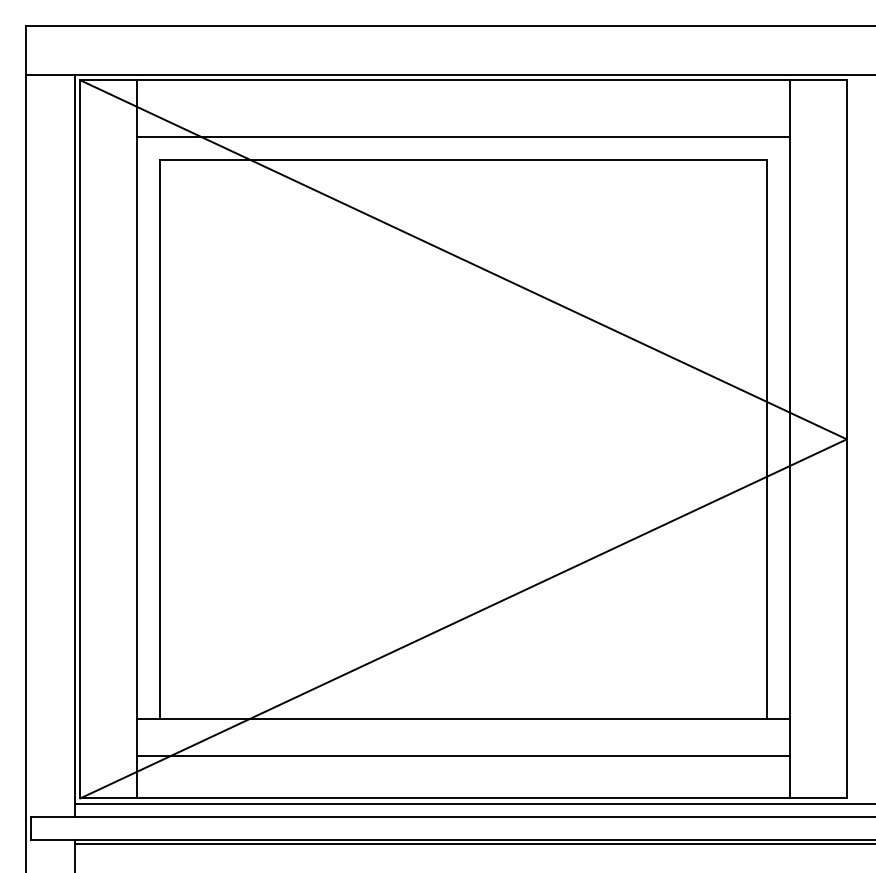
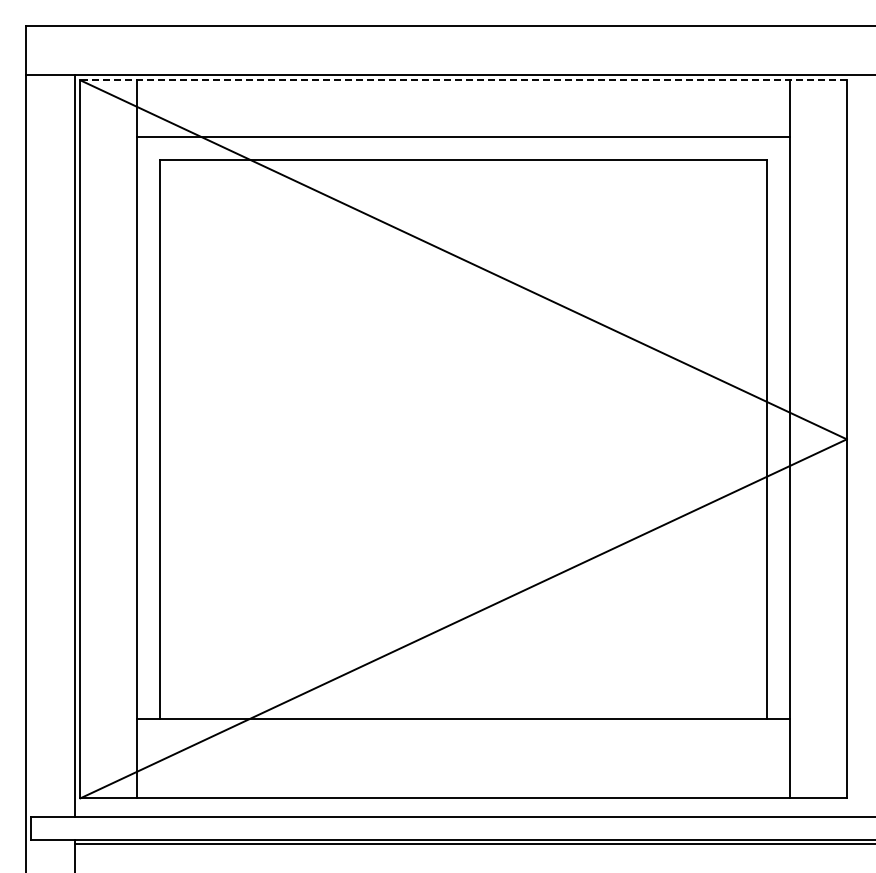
line: solid -> dashed (463, 80)
line: present -> none (463, 755)
line: present -> none (473, 804)
